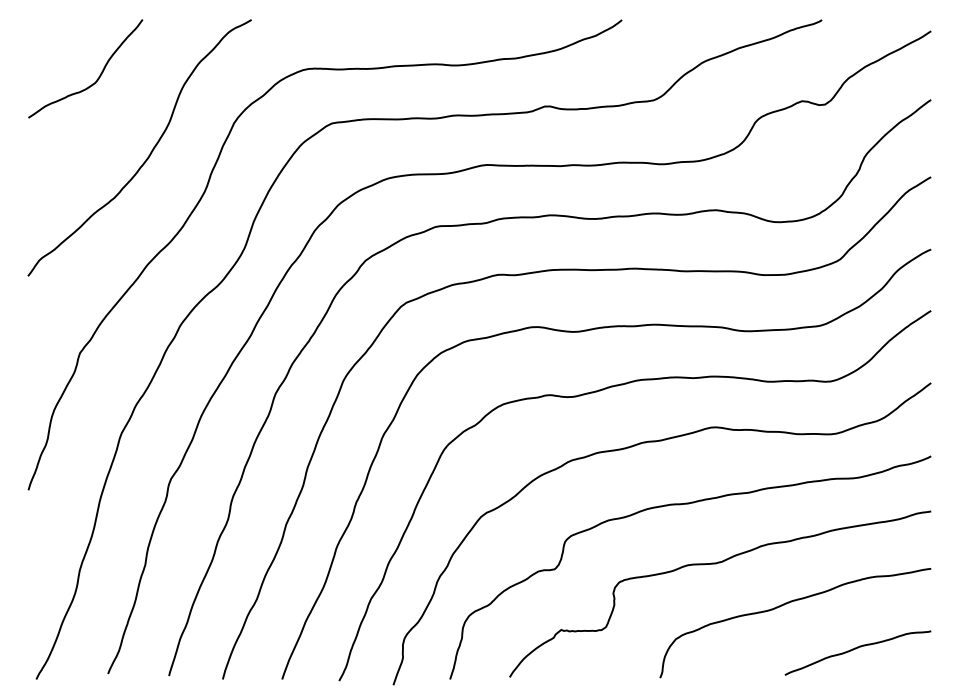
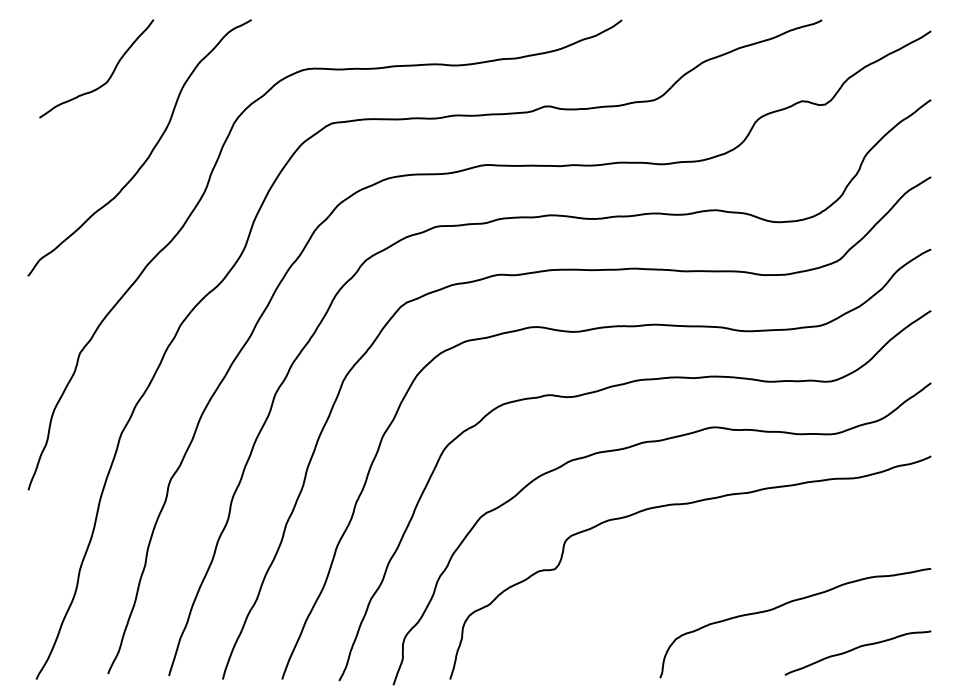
curve position: (98, 76) -> (109, 76) (109, 76)
curve: present -> none (716, 564)
